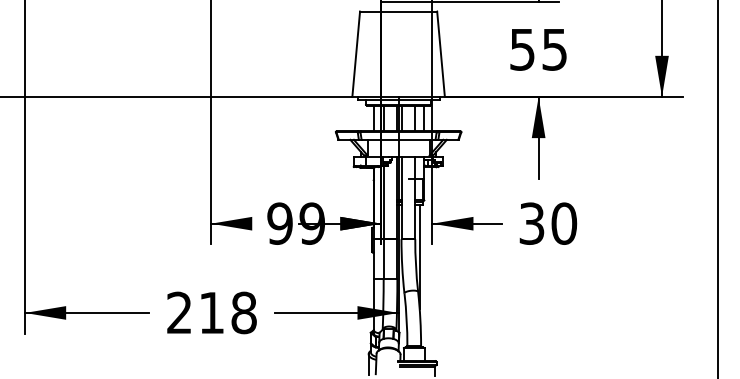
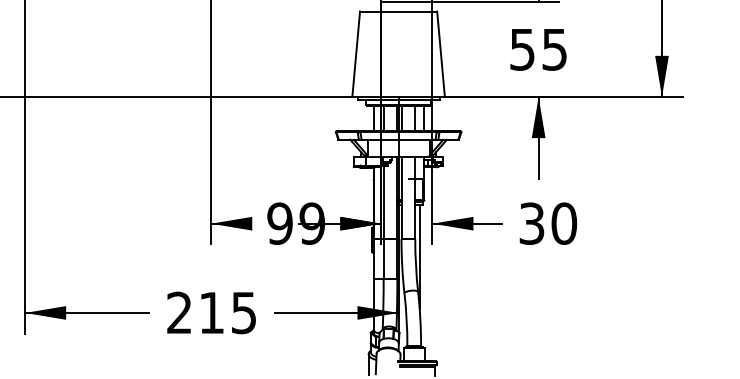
line: present -> none (717, 188)
text: 218 -> 215 (243, 312)
